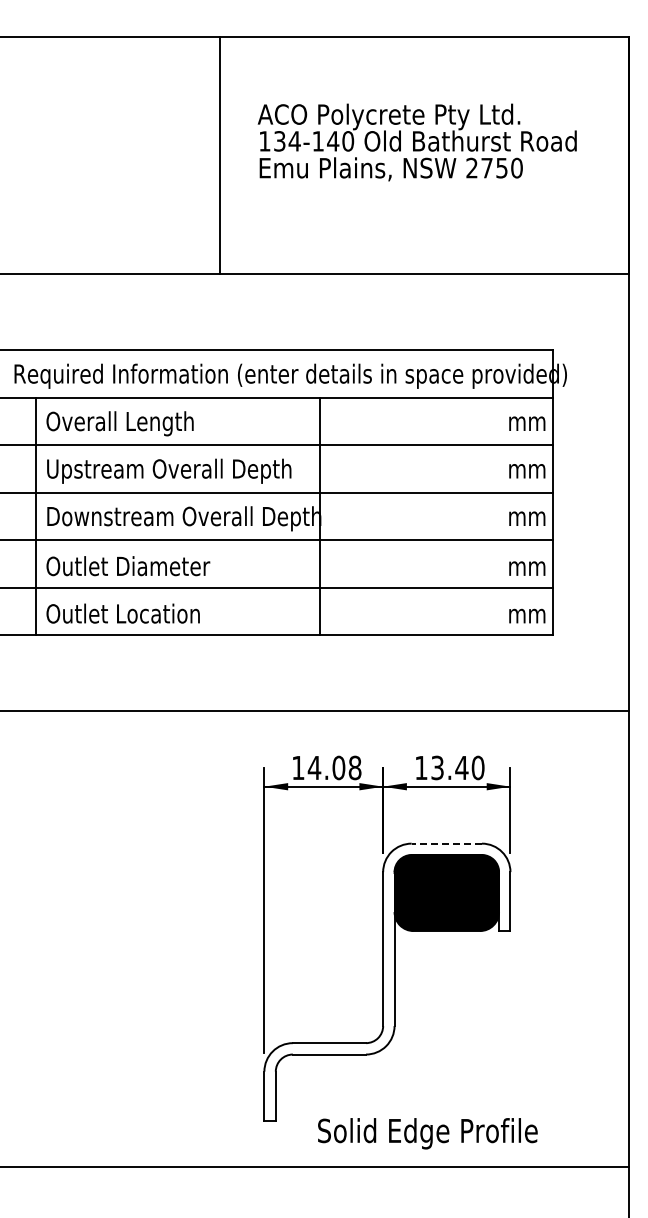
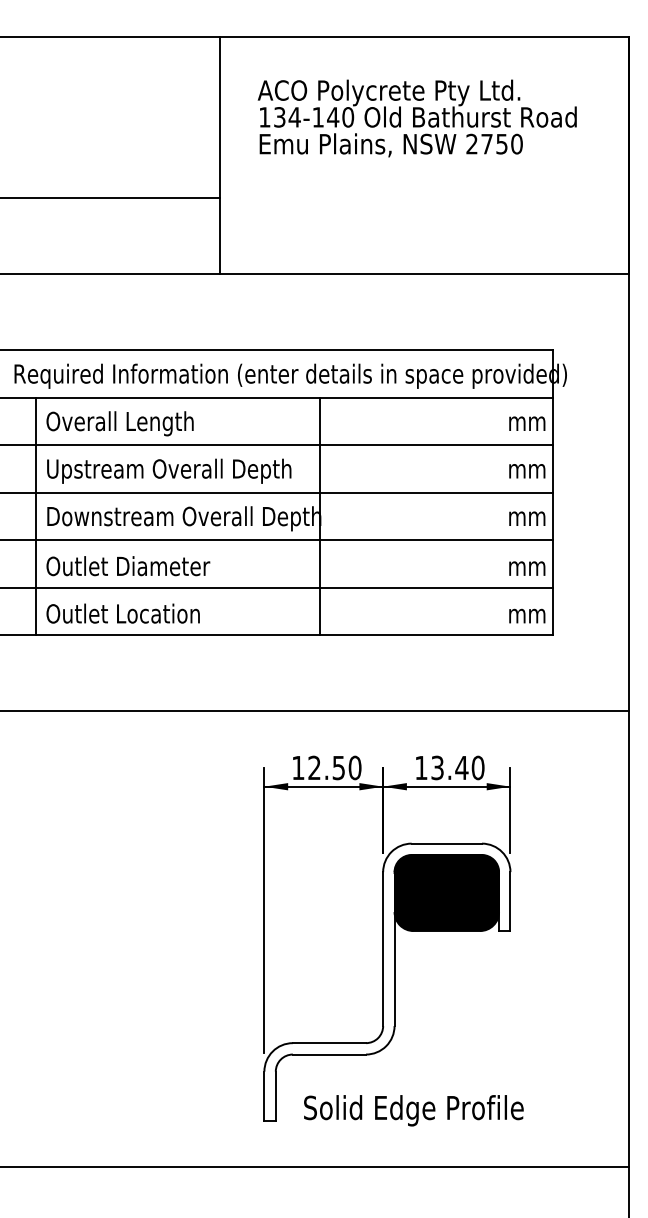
text position: (416, 142) -> (416, 118) (416, 118)
line: none -> present (111, 198)
text: 14.08 -> 12.50 (334, 767)
line: dashed -> solid (446, 843)
text position: (427, 1133) -> (413, 1110) (413, 1110)
